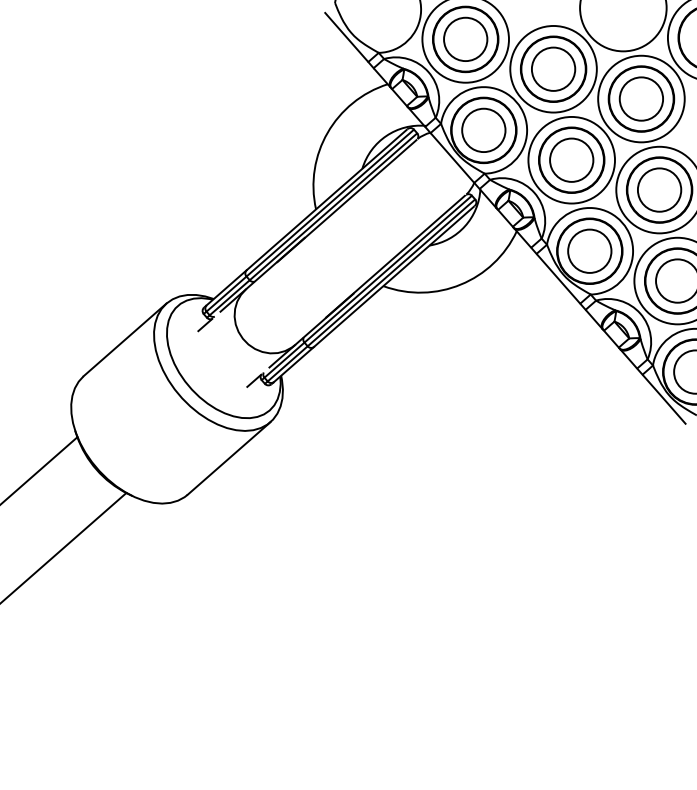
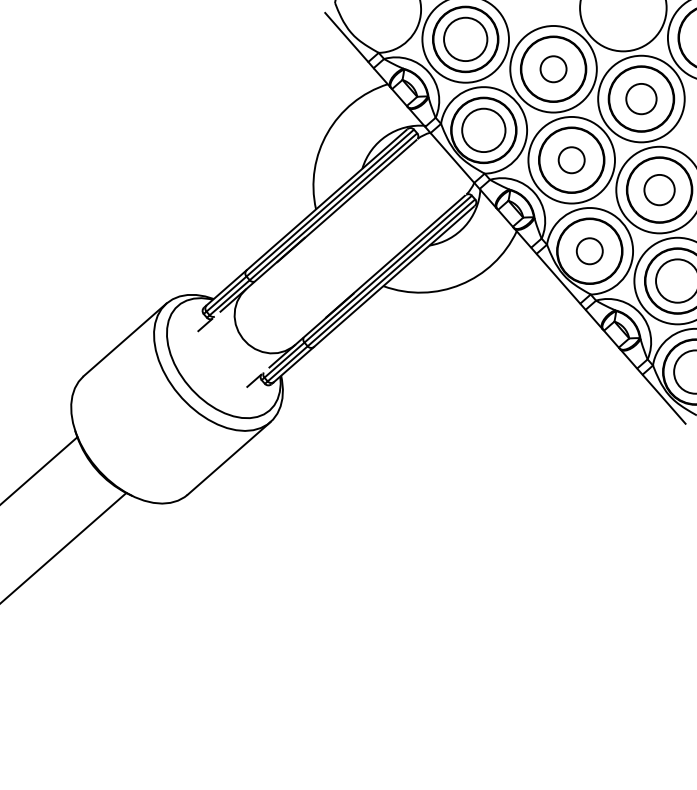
circle diameter: 43 px -> 26 px (553, 69)
circle diameter: 43 px -> 30 px (641, 98)
circle diameter: 43 px -> 26 px (571, 160)
circle diameter: 43 px -> 30 px (659, 189)
circle diameter: 43 px -> 26 px (589, 251)
